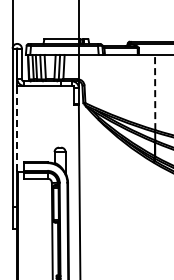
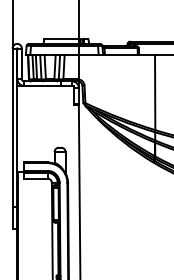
line: dashed -> solid (155, 92)
line: dashed -> solid (17, 128)
